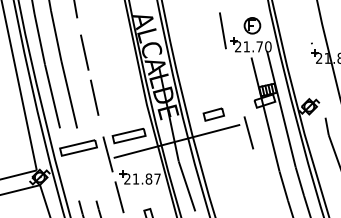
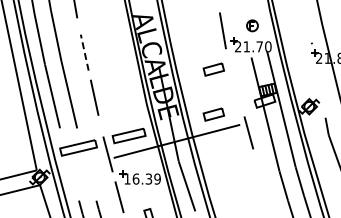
part size: 19x18 px -> 13x14 px (252, 25)
line: solid -> dashed (84, 52)
part: none -> present (213, 69)
text: 21.87 -> 16.39 (142, 178)
